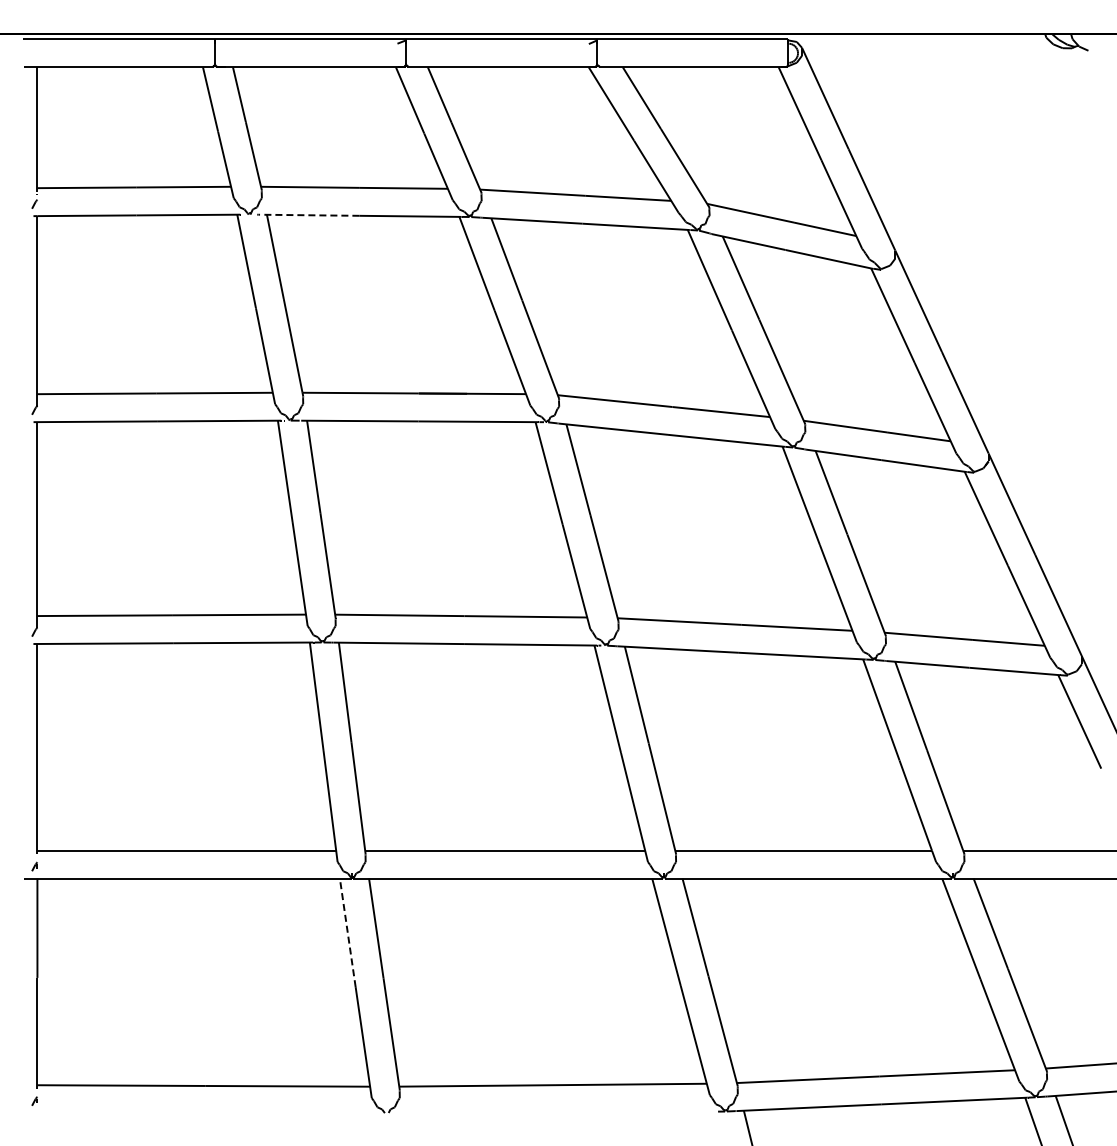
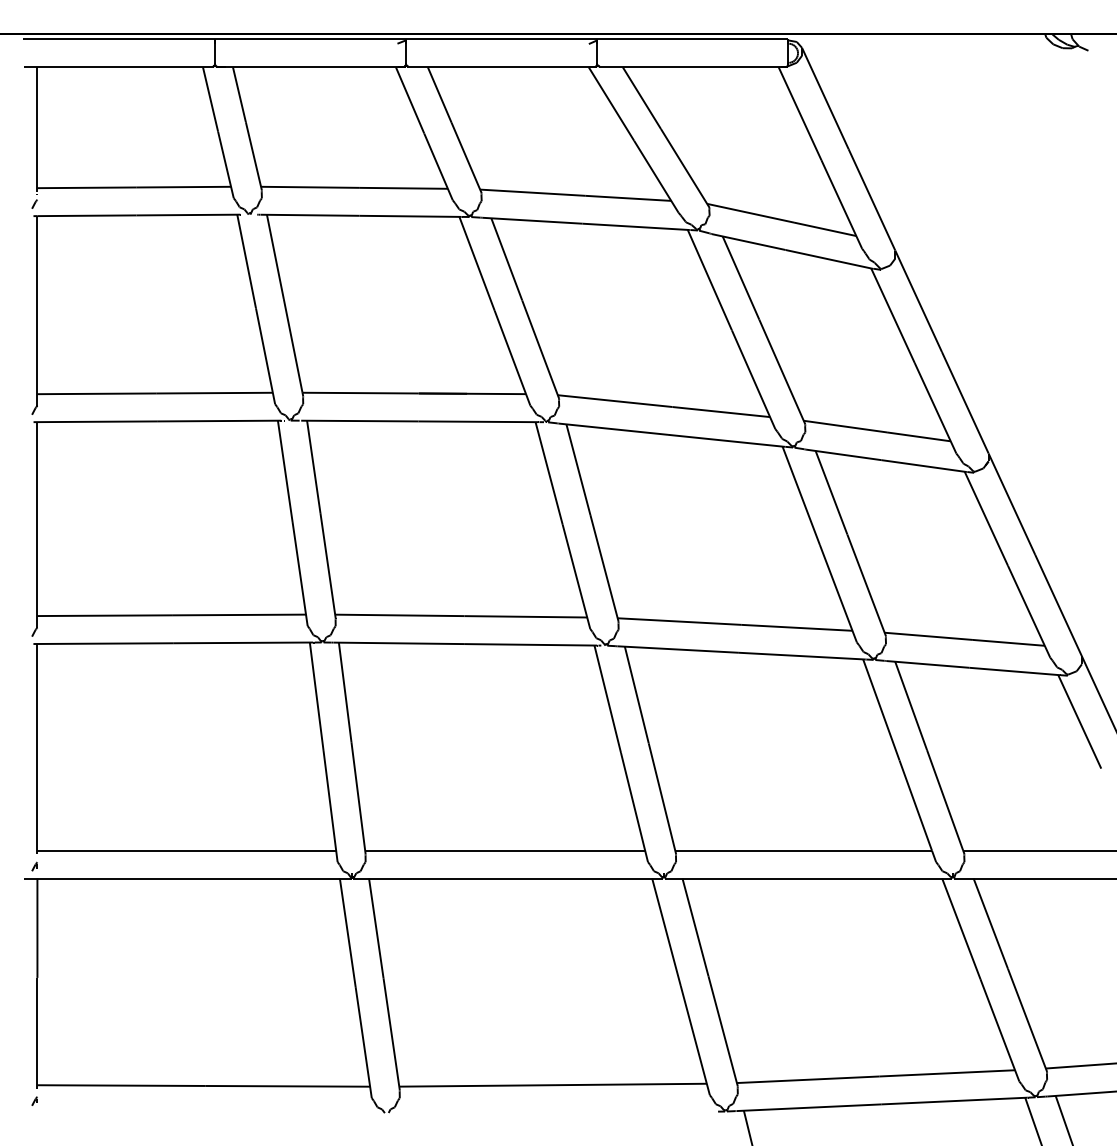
line: dashed -> solid (309, 215)
line: dashed -> solid (347, 932)
